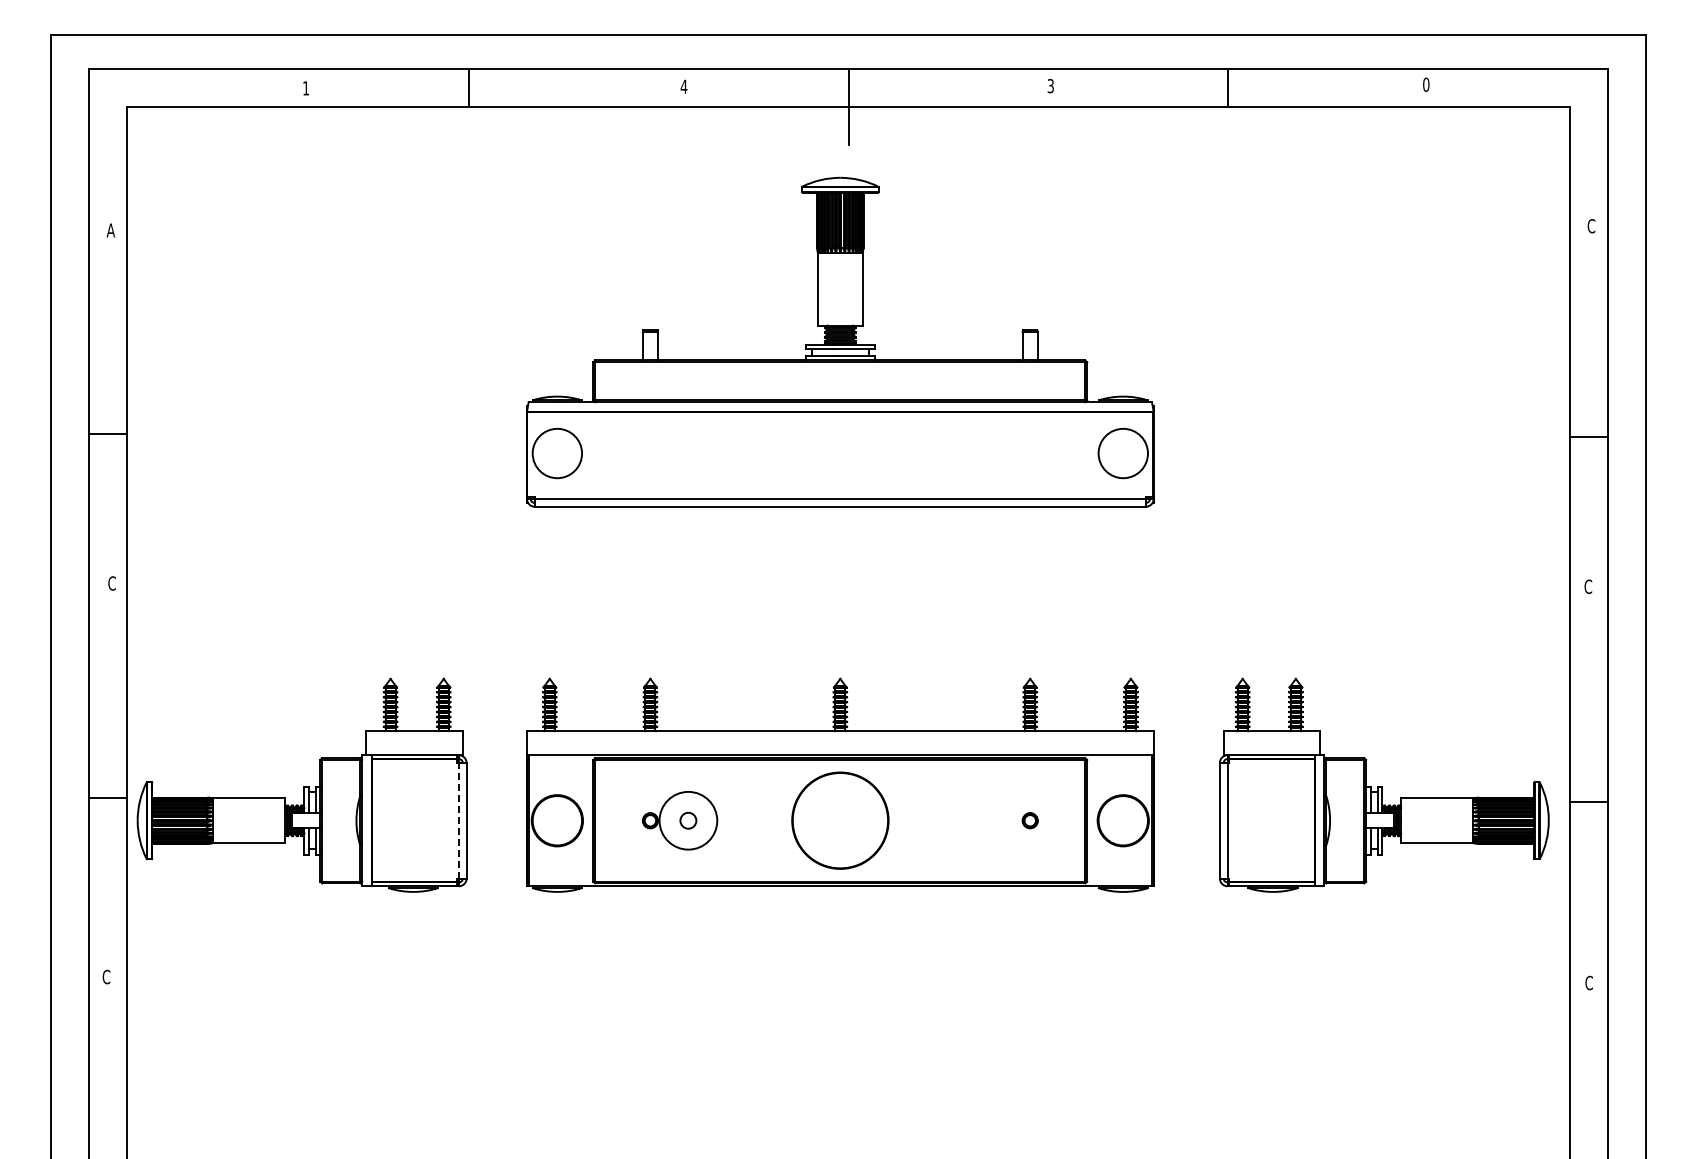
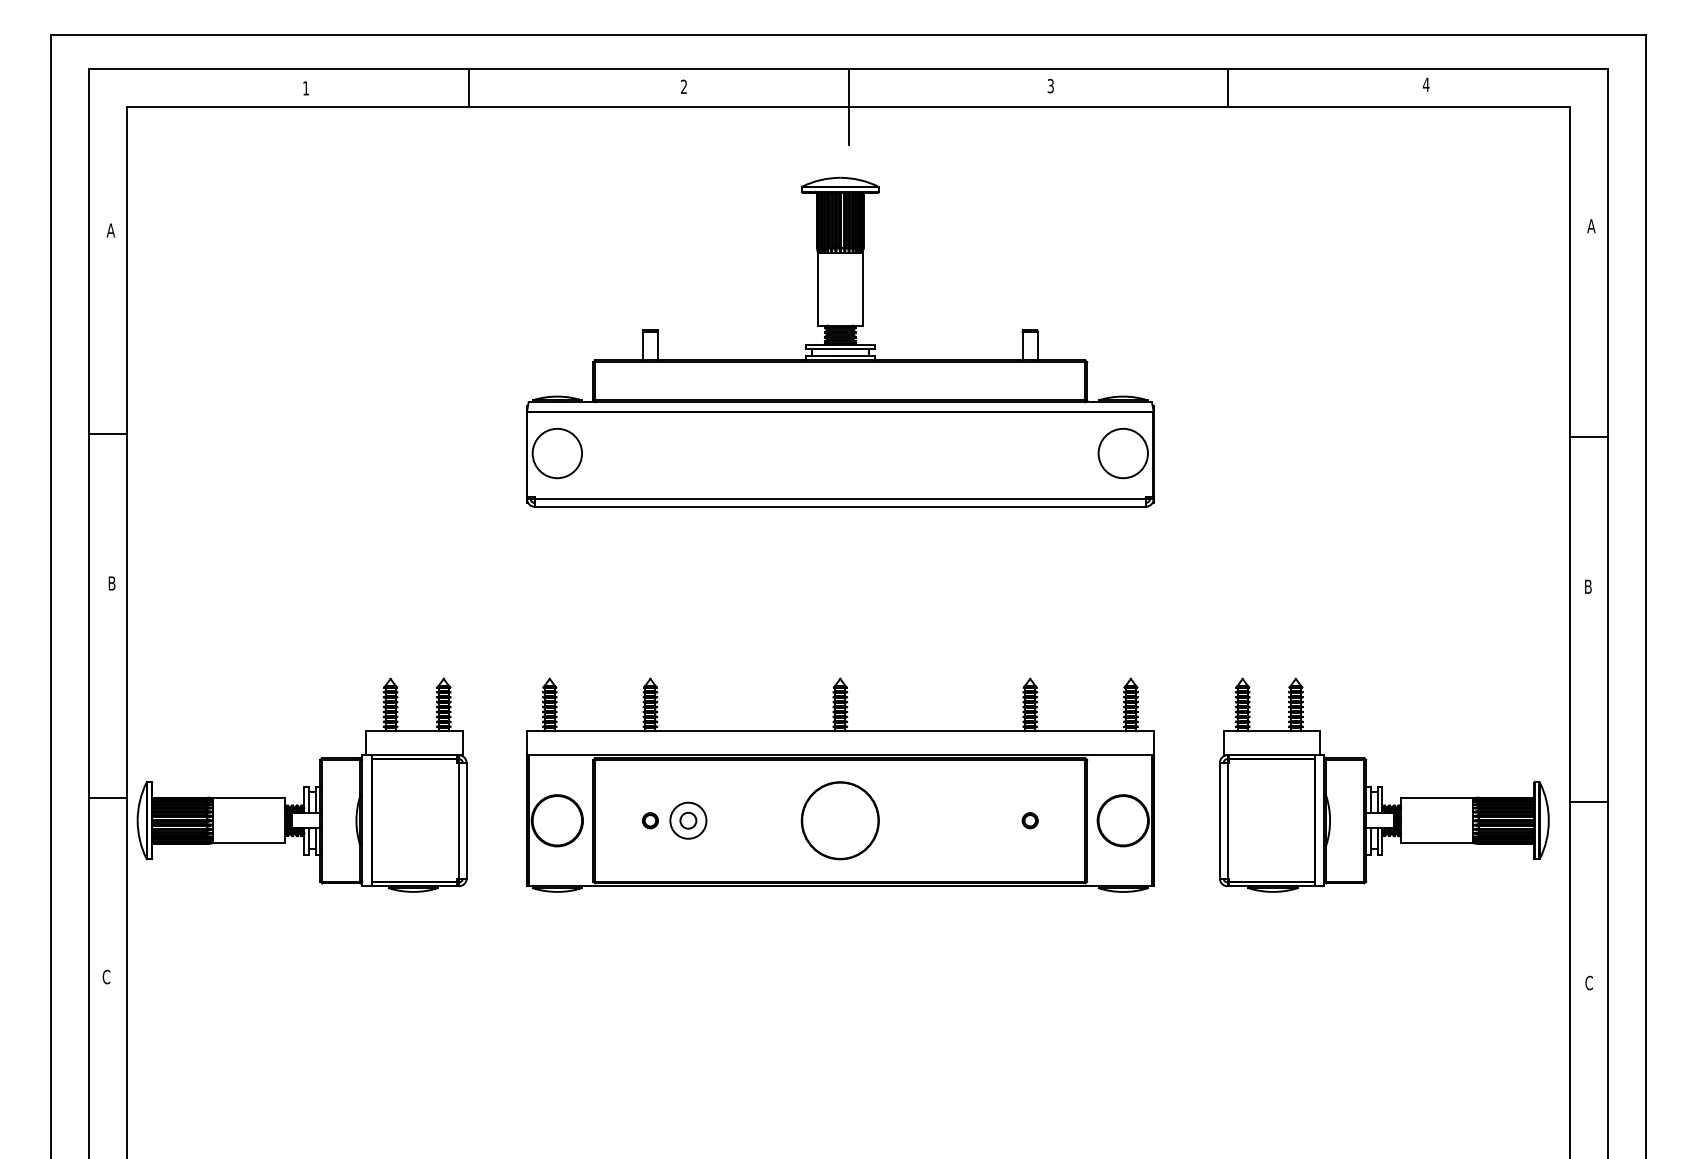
text: 0 -> 4 (1425, 84)
text: 4 -> 2 (683, 86)
text: C -> A (1591, 226)
text: C -> B (111, 583)
text: C -> B (1588, 586)
line: dashed -> solid (458, 820)
circle diameter: 58 px -> 36 px (688, 820)
circle size: 99x99 px -> 80x80 px (839, 820)
